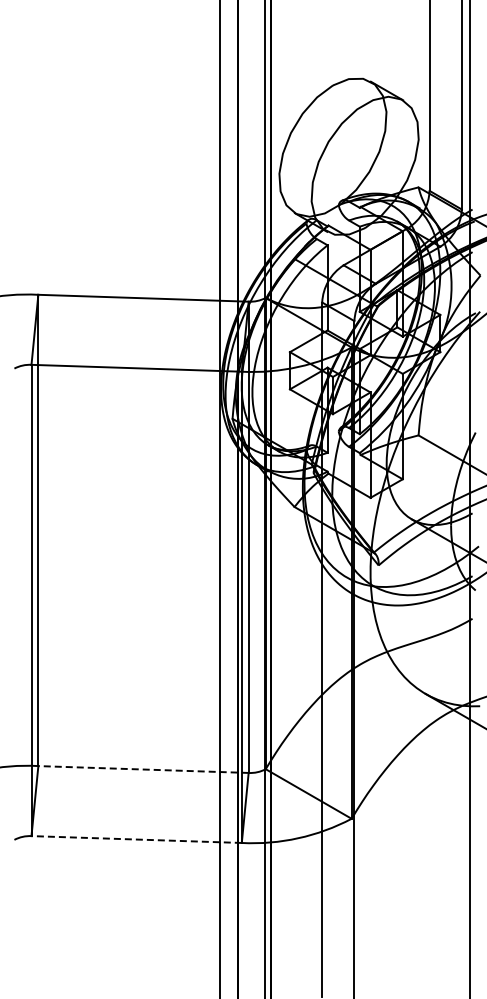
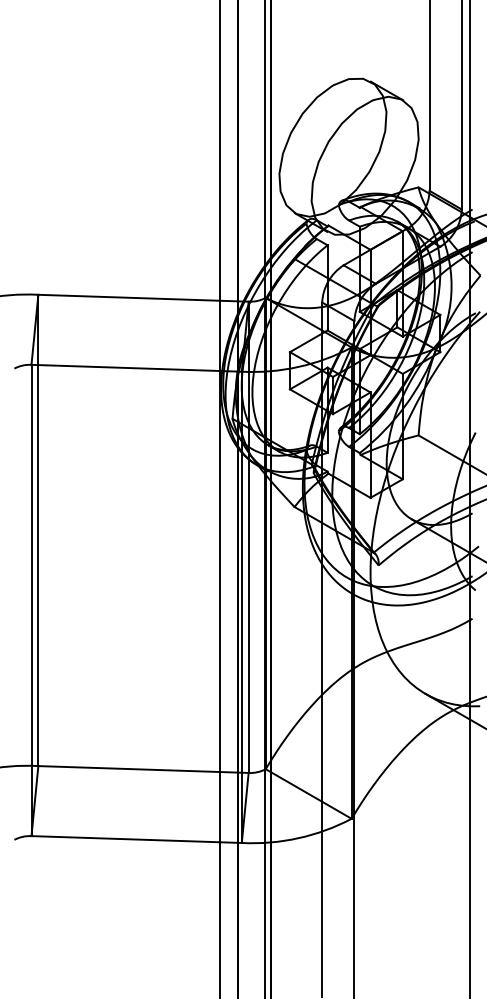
line: dashed -> solid (143, 769)
line: dashed -> solid (136, 839)
